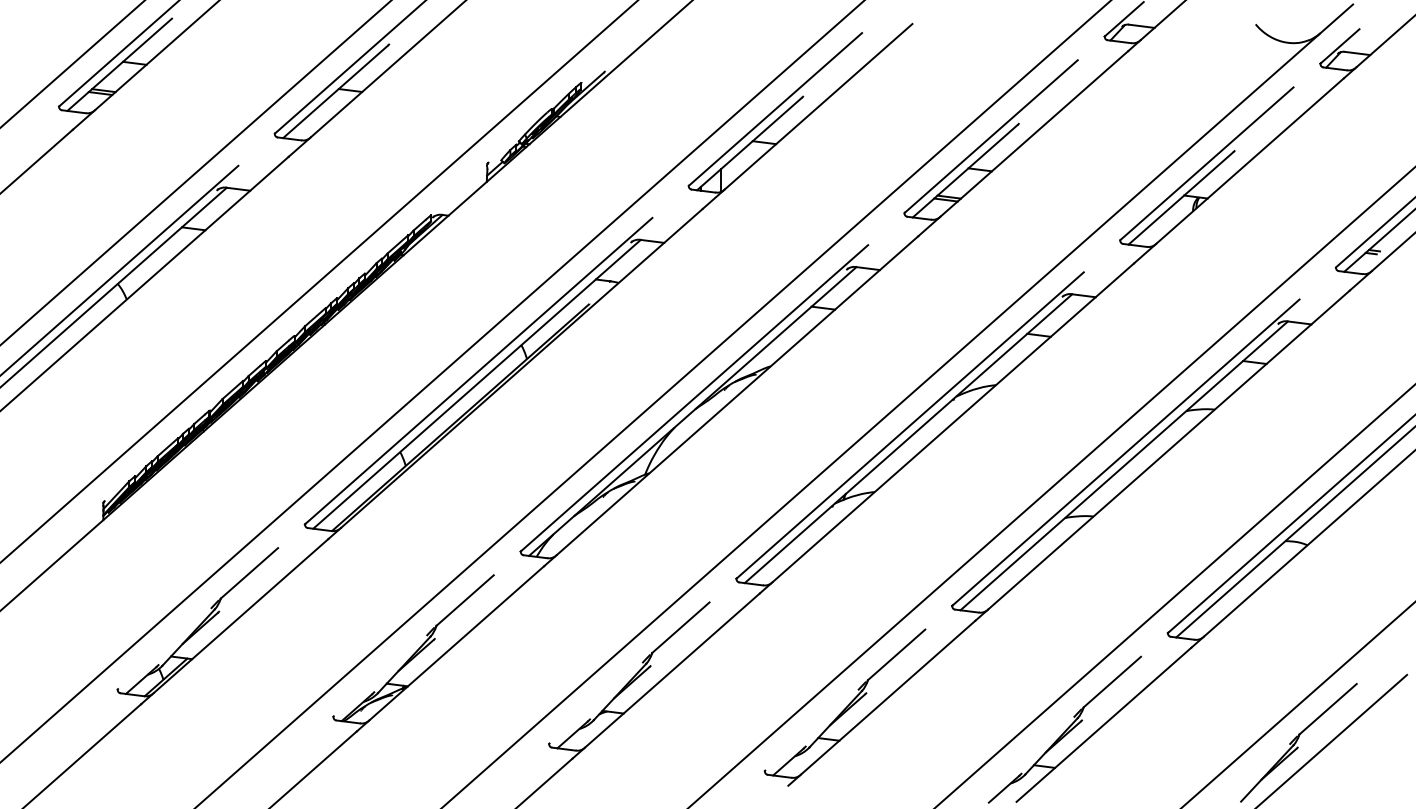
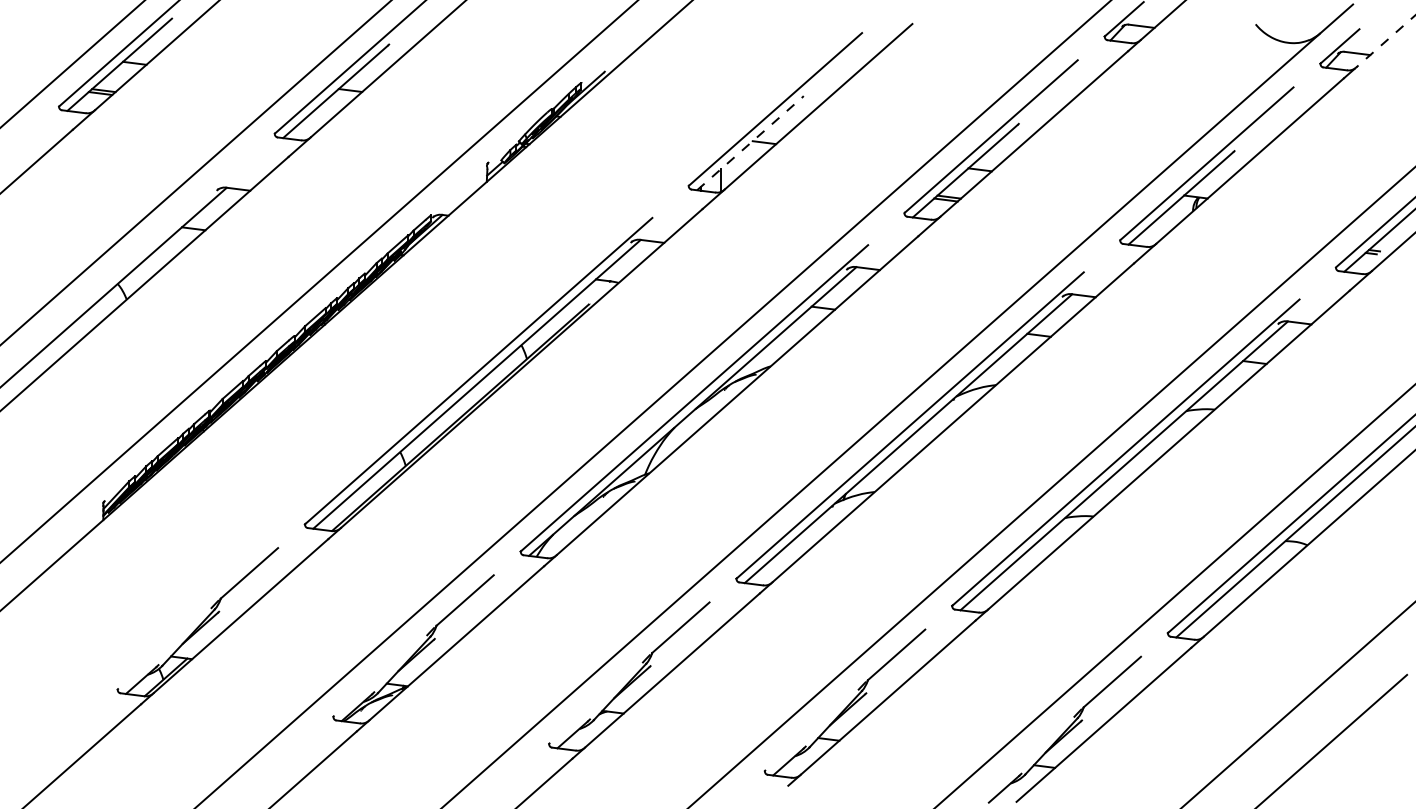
line: solid -> dashed (1385, 41)
line: solid -> dashed (749, 144)
line: present -> none (120, 269)
line: present -> none (432, 381)
part: present -> none (1298, 742)
